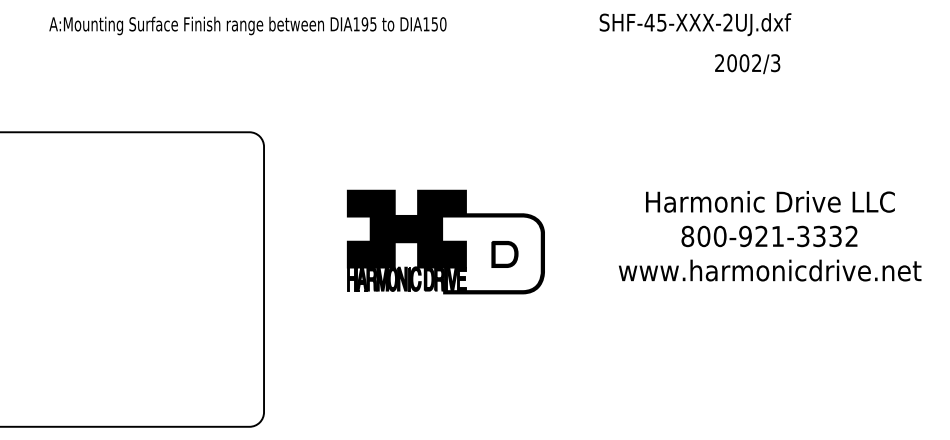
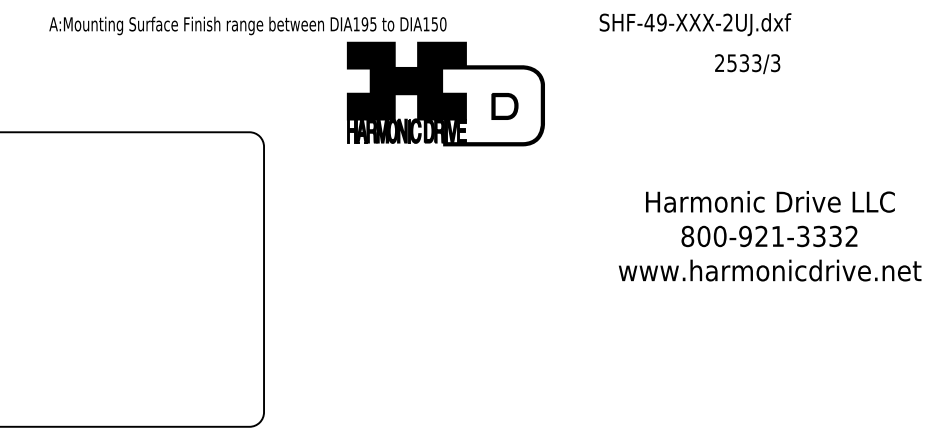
text: SHF-45-XXX-2UJ.dxf -> SHF-49-XXX-2UJ.dxf (661, 22)
text: 2002/3 -> 2533/3 (744, 63)
part position: (445, 241) -> (445, 93) (445, 93)
